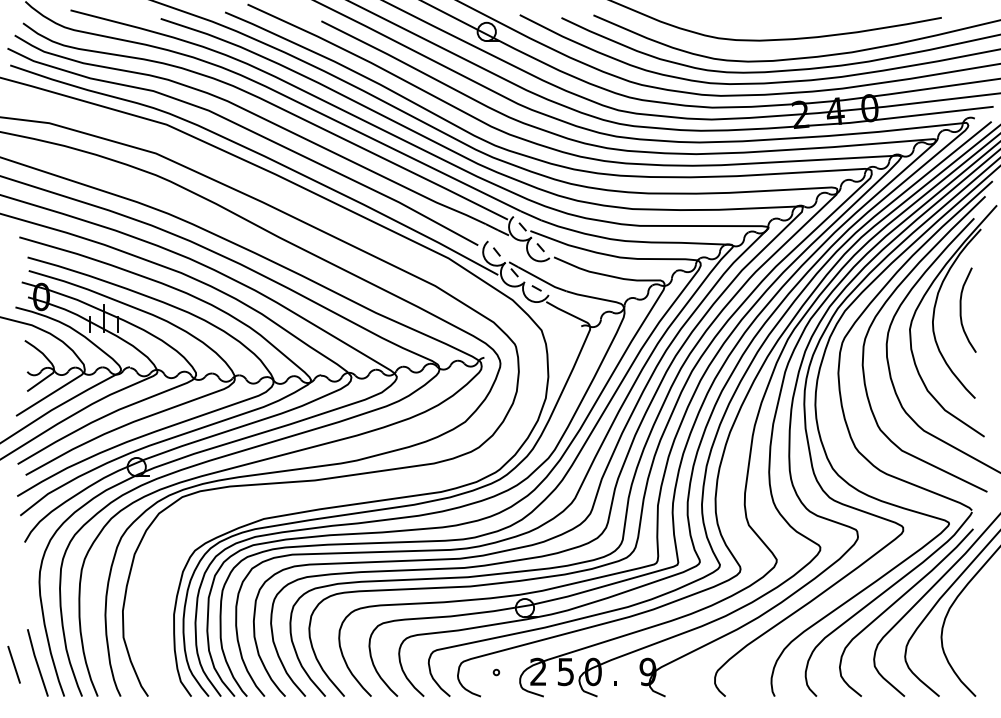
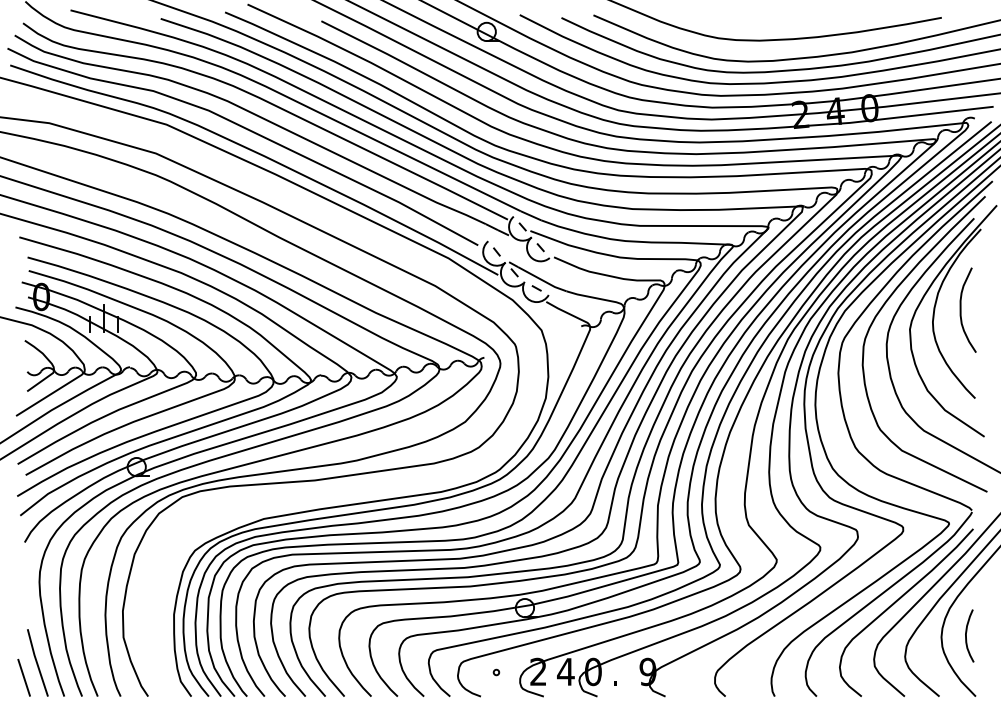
curve: none -> present (966, 635)
line position: (13, 664) -> (23, 677) (23, 677)
text: 5 -> 4 (565, 672)
